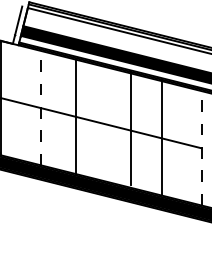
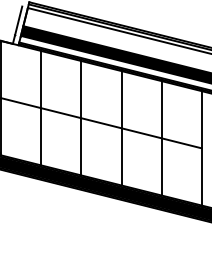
line: dashed -> solid (41, 107)
line position: (76, 118) -> (81, 118) (81, 118)
line position: (130, 128) -> (121, 128) (121, 128)
line: dashed -> solid (201, 147)
